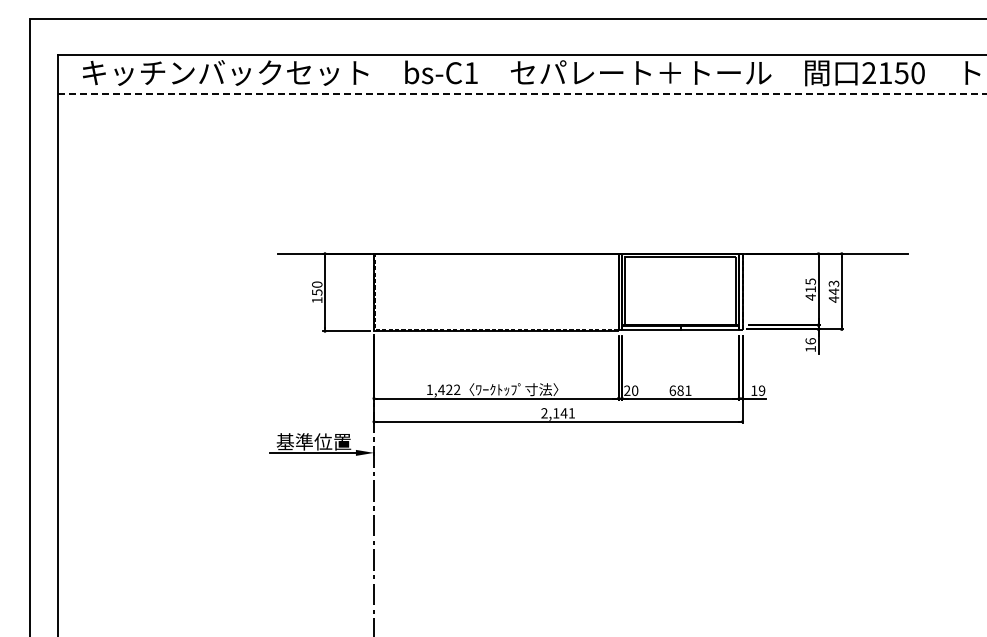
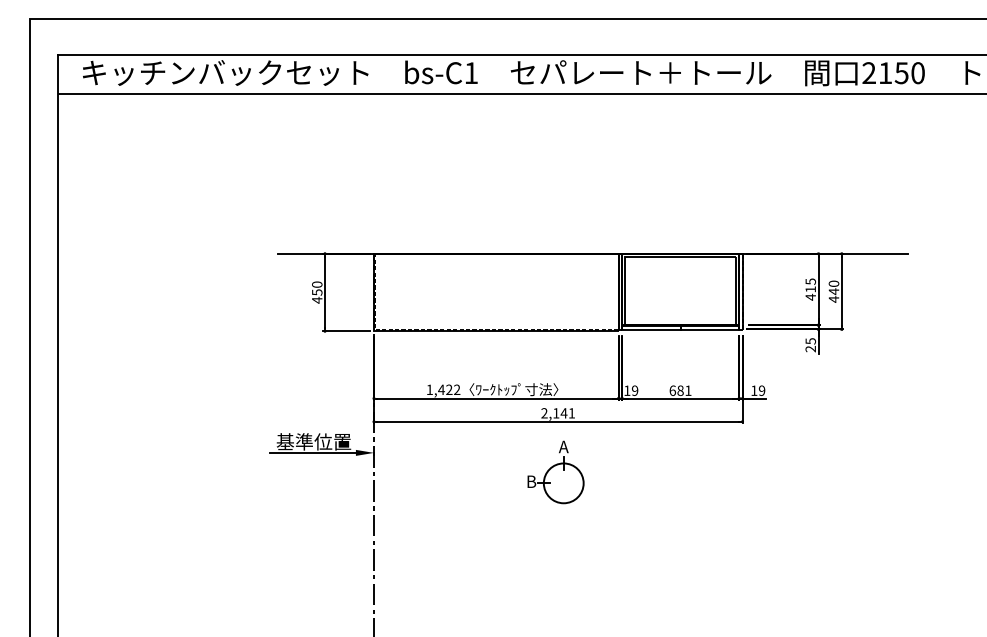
line: dashed -> solid (522, 94)
text: 443 -> 440 (834, 283)
text: 150 -> 450 (317, 299)
text: 16 -> 25 (810, 345)
text: 20 -> 19 (631, 390)
part: none -> present (555, 472)
